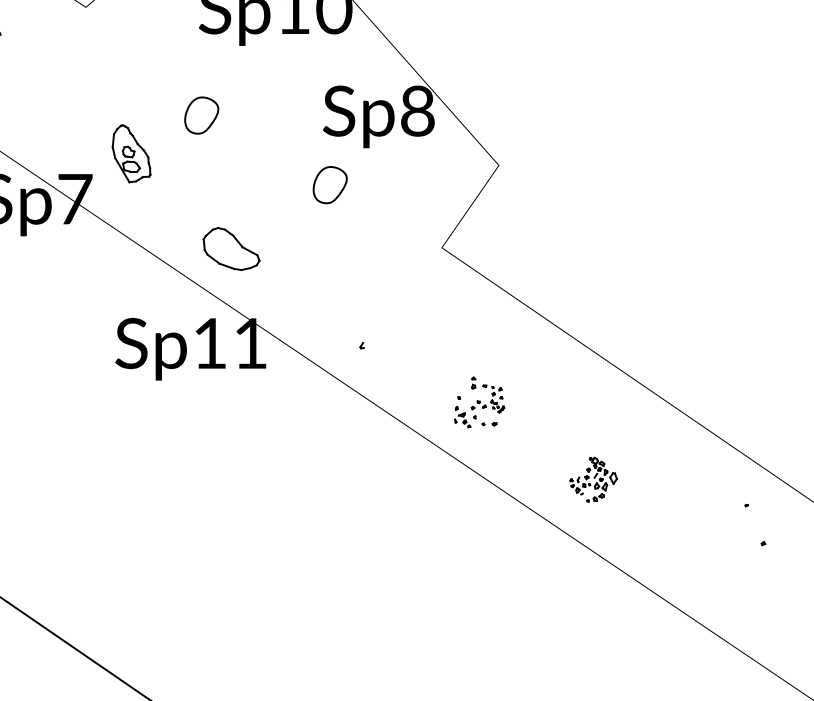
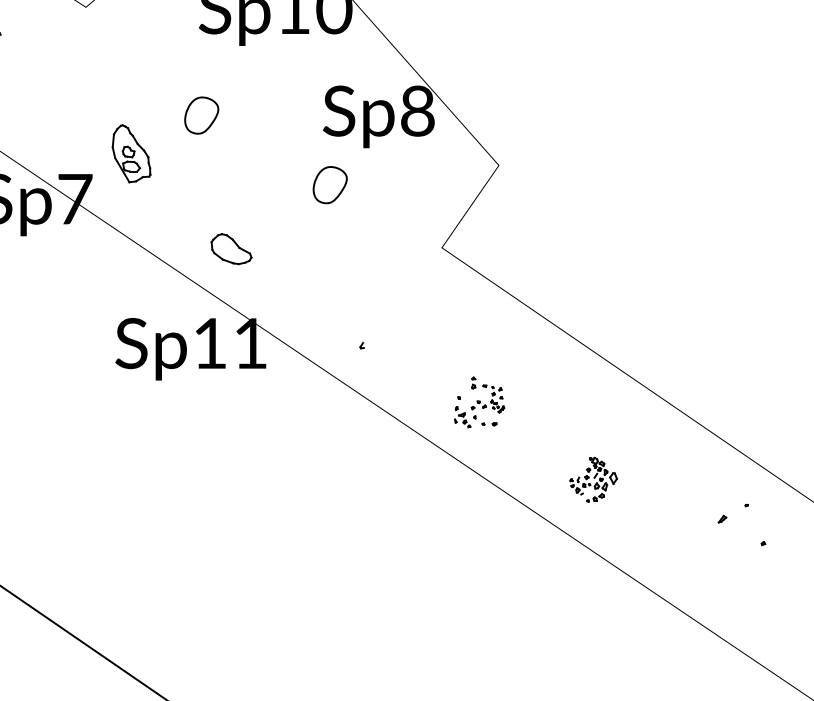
part size: 59x44 px -> 43x33 px (231, 249)
part: none -> present (722, 518)
line position: (74, 647) -> (82, 642) (82, 642)
